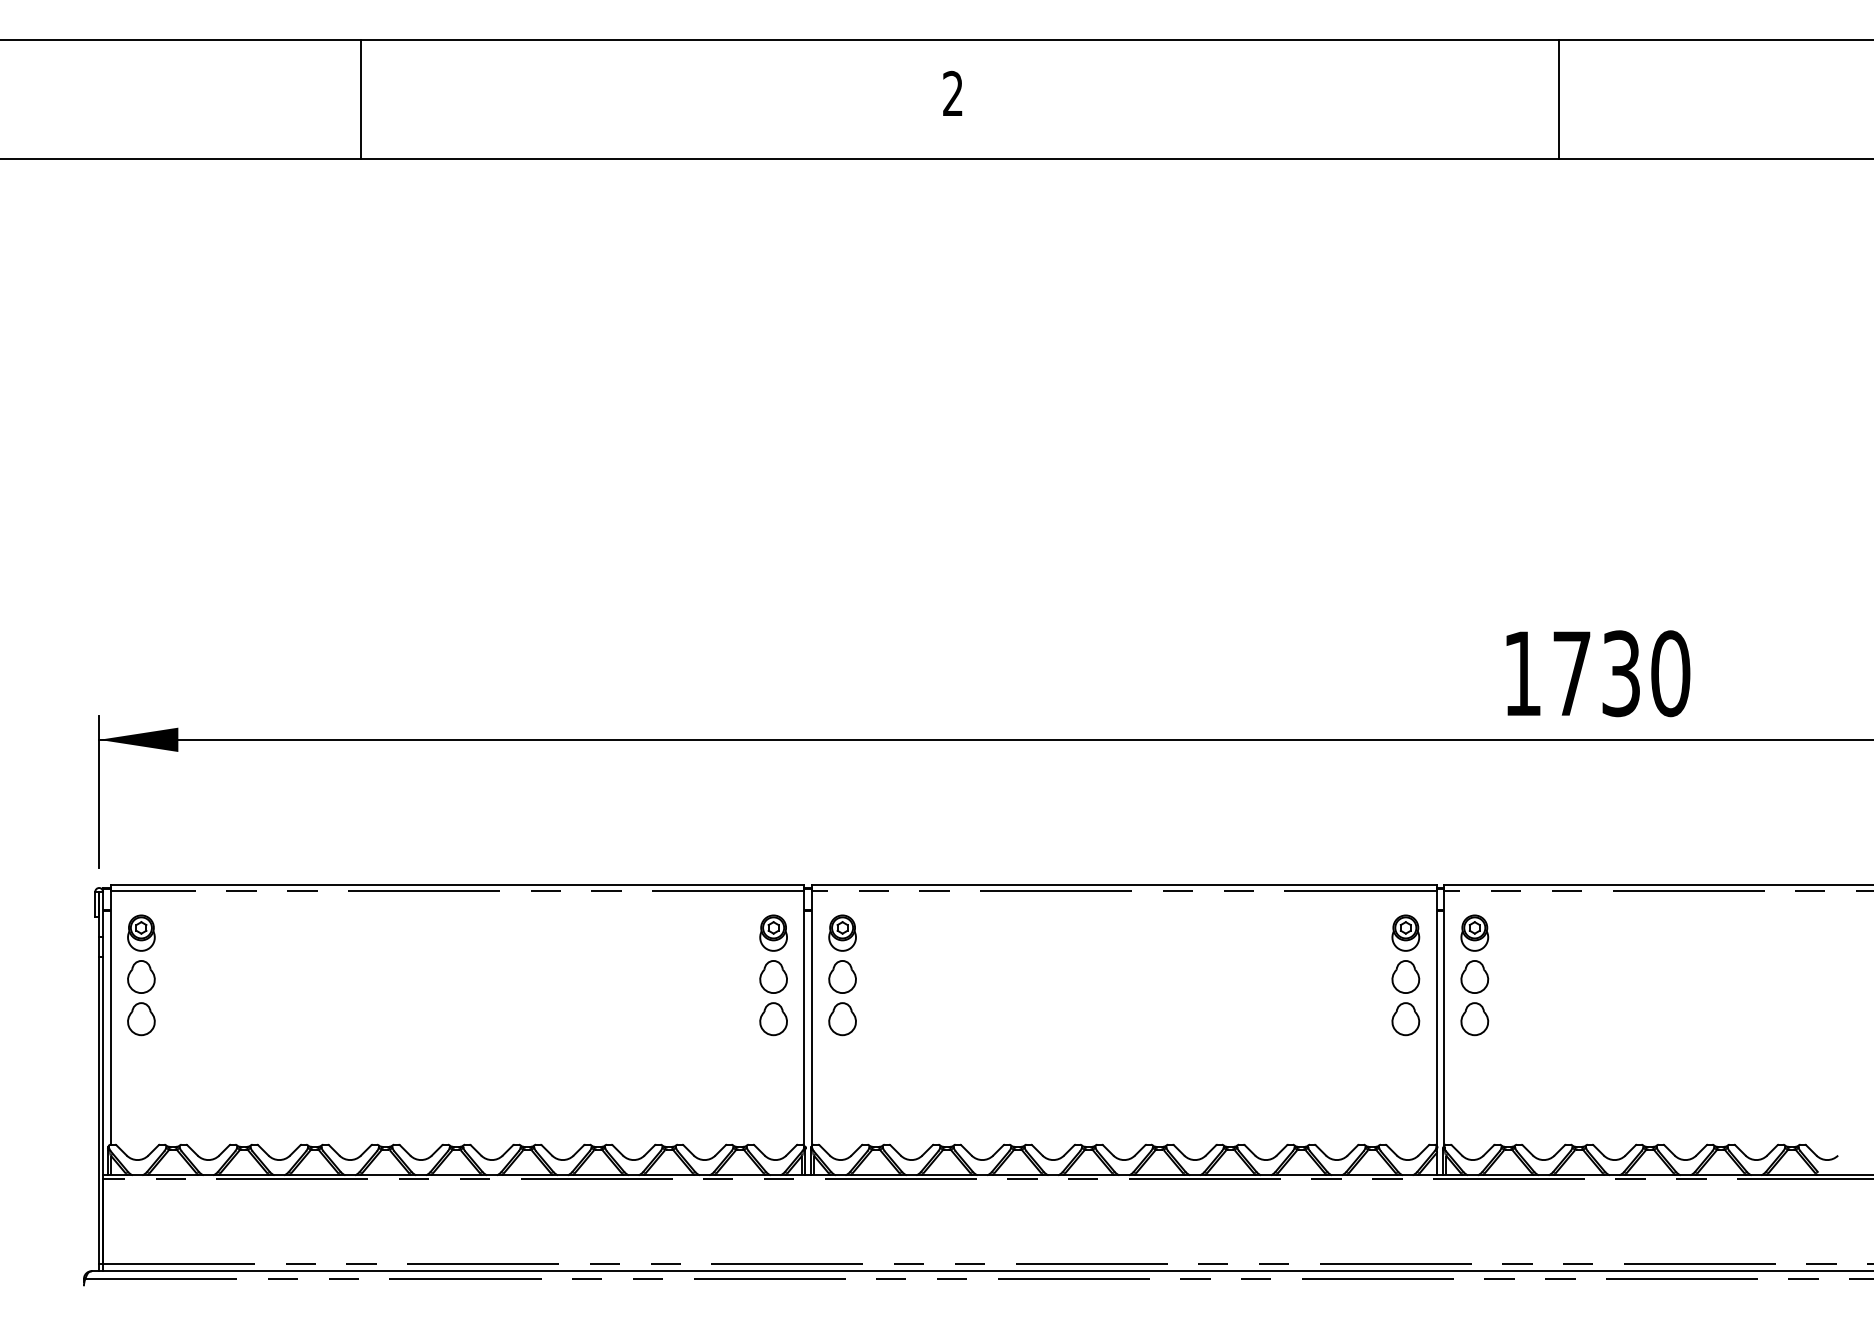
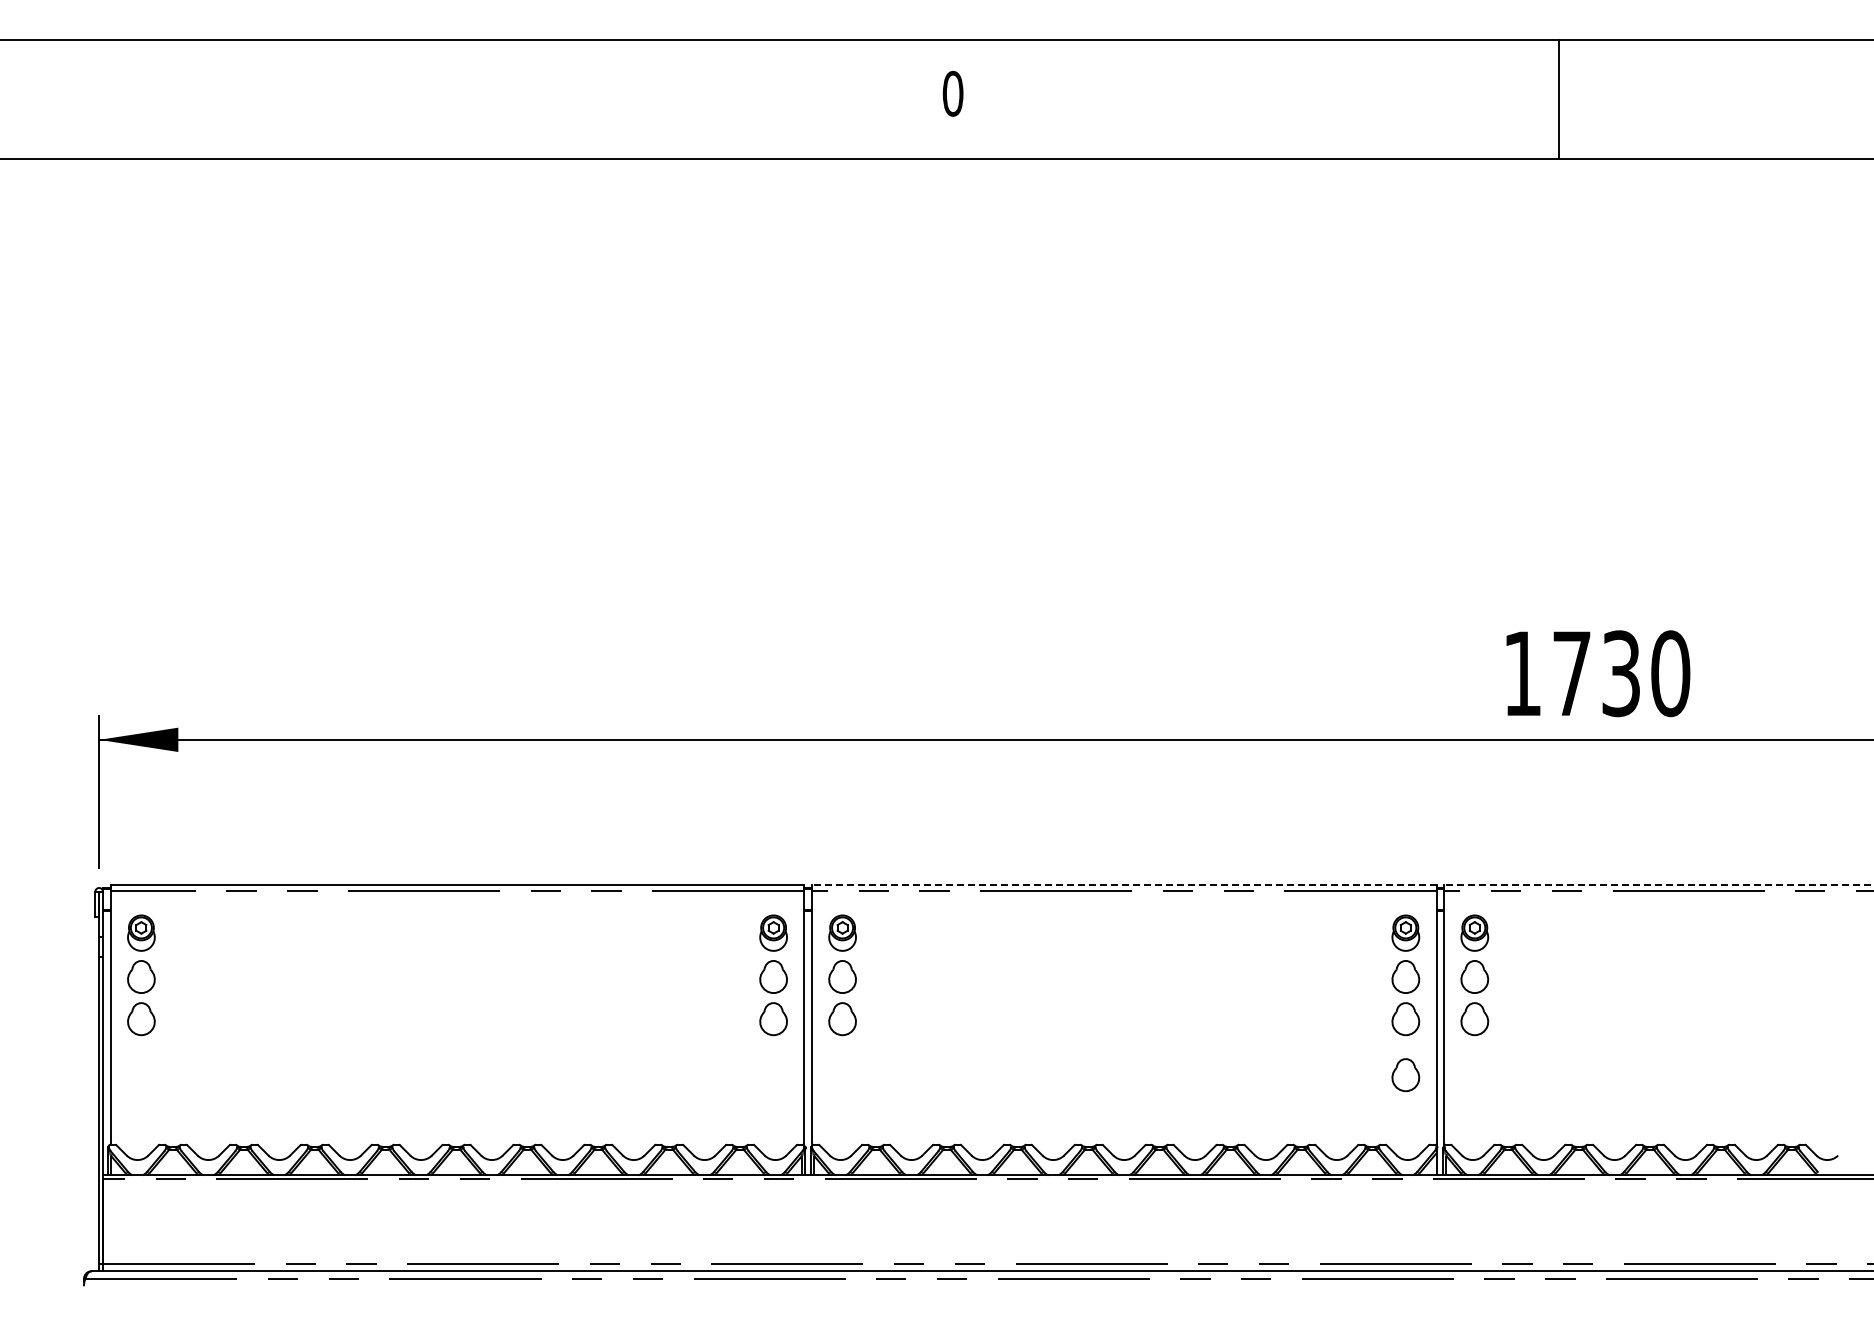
text: 2 -> 0 (952, 93)
line: present -> none (361, 99)
line: solid -> dashed (1123, 884)
line: solid -> dashed (1659, 884)
part: none -> present (1405, 1075)
